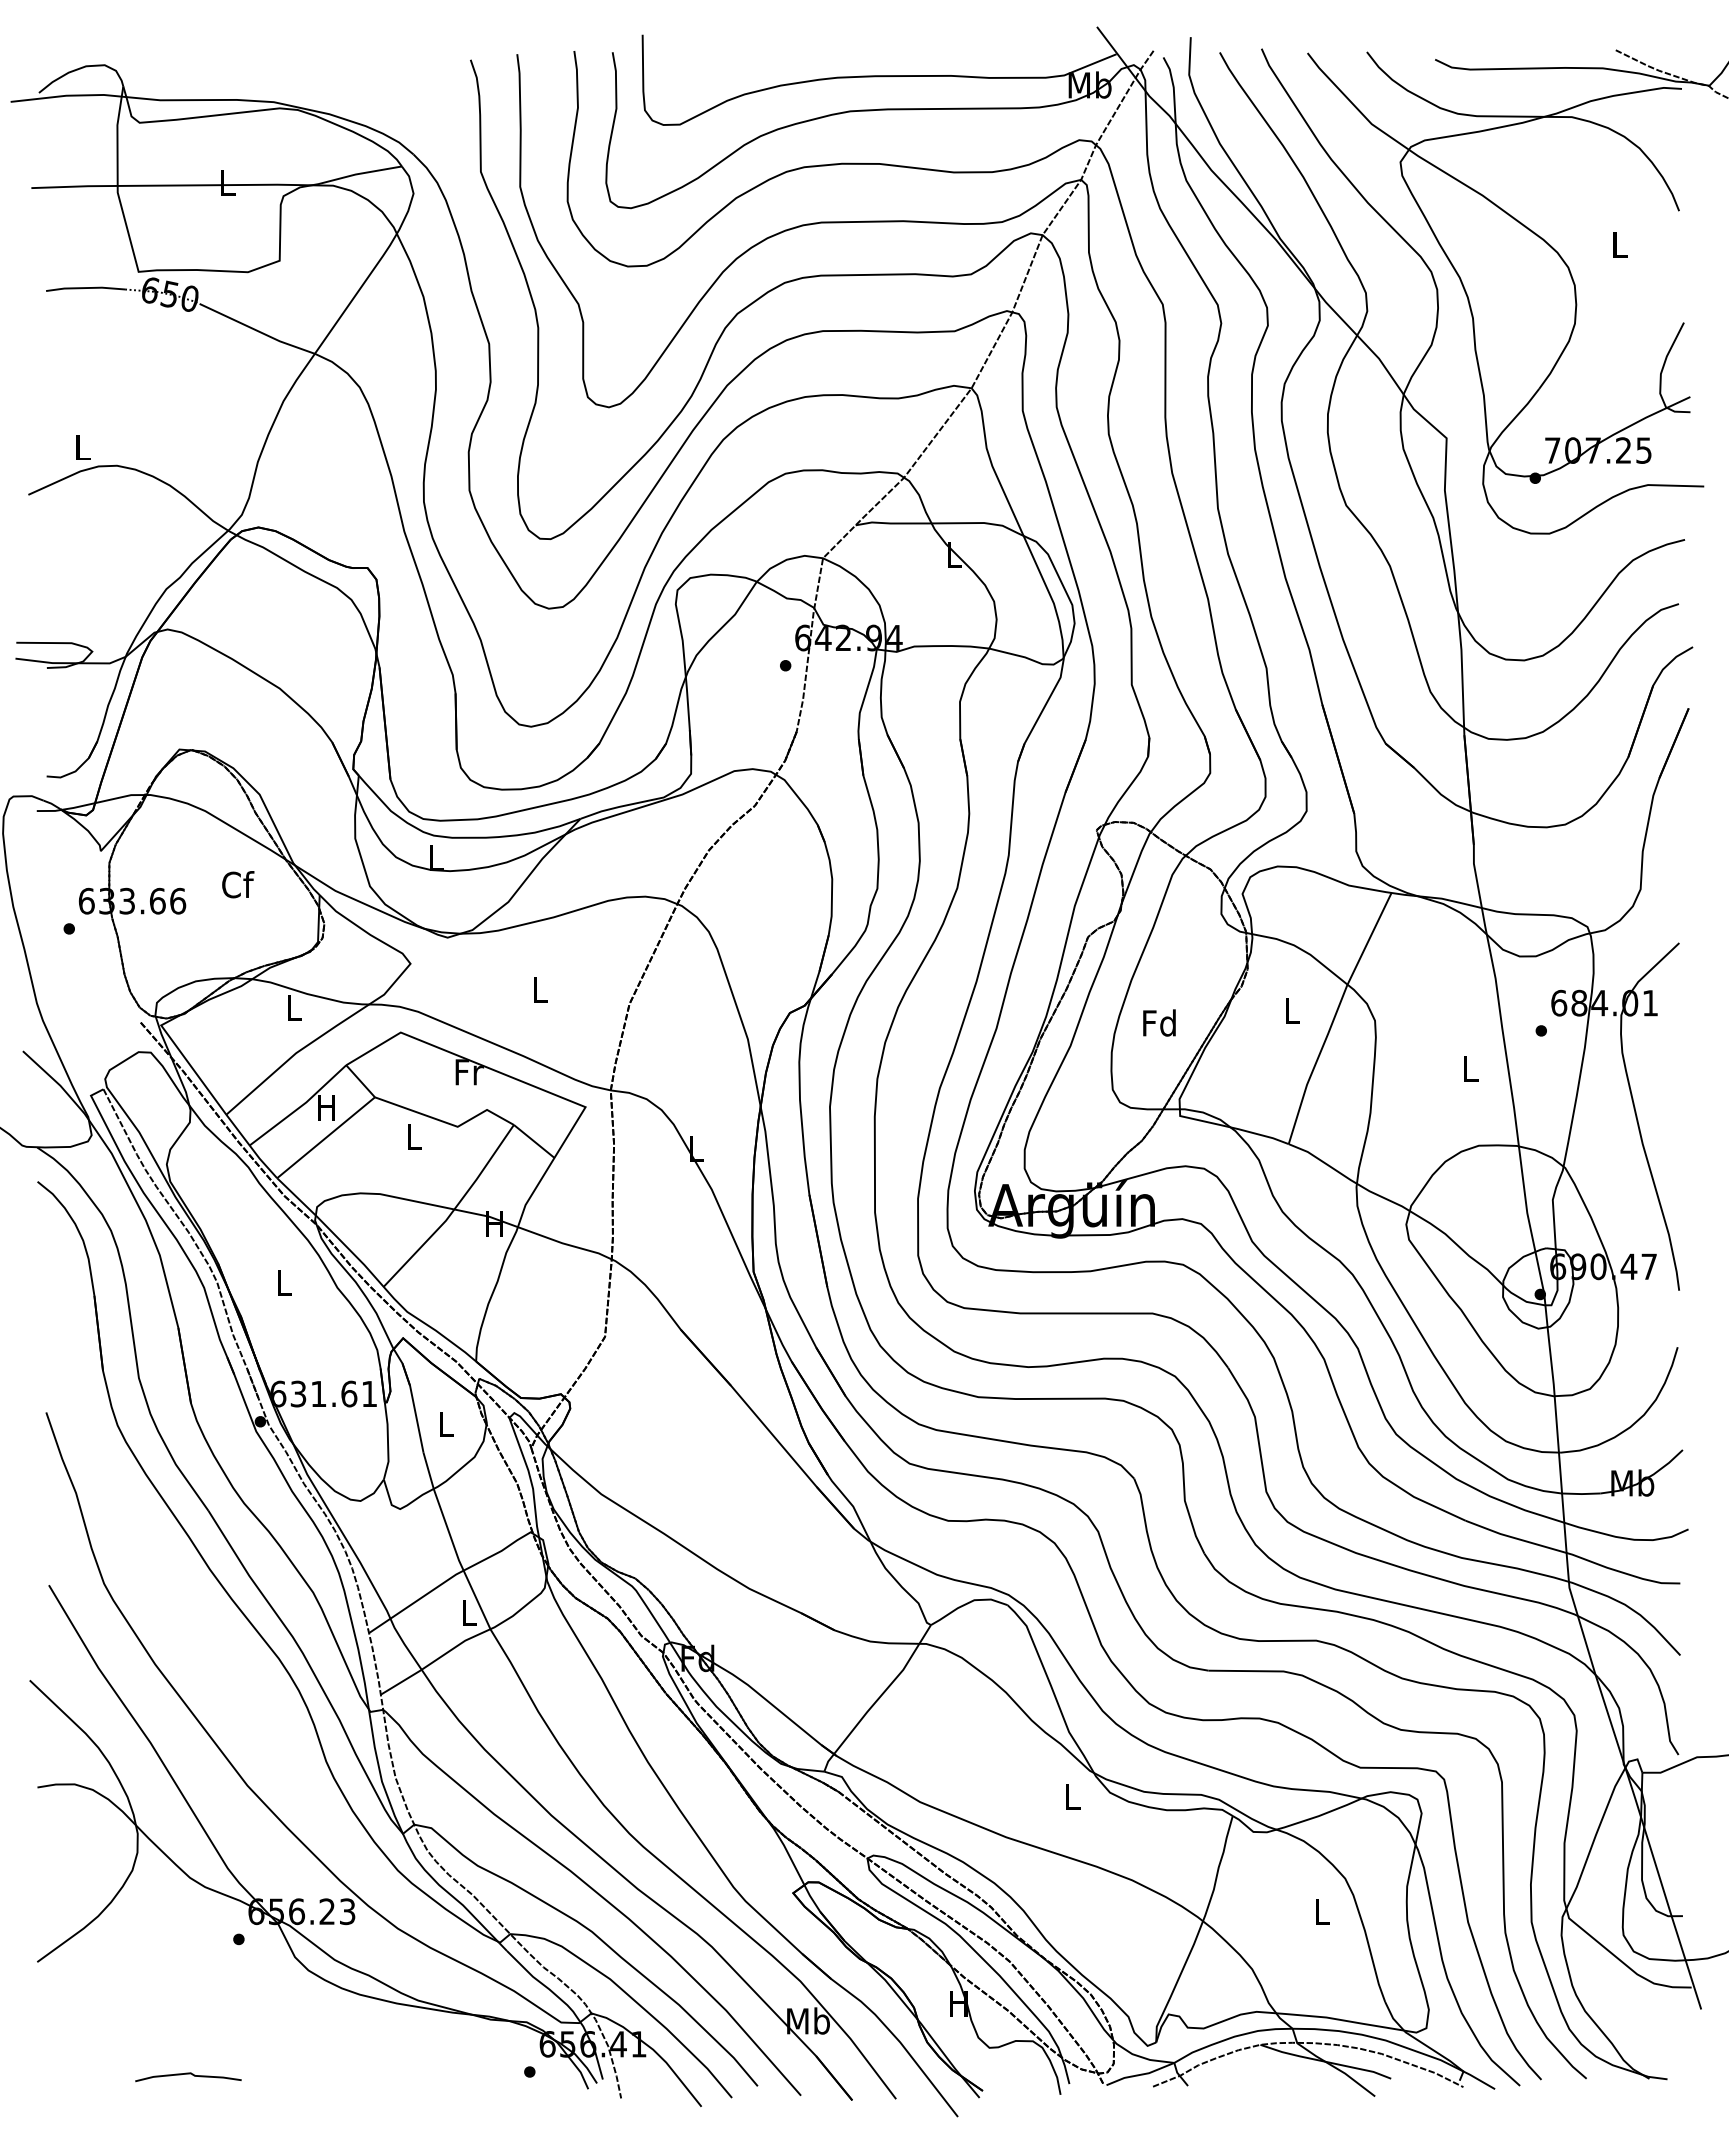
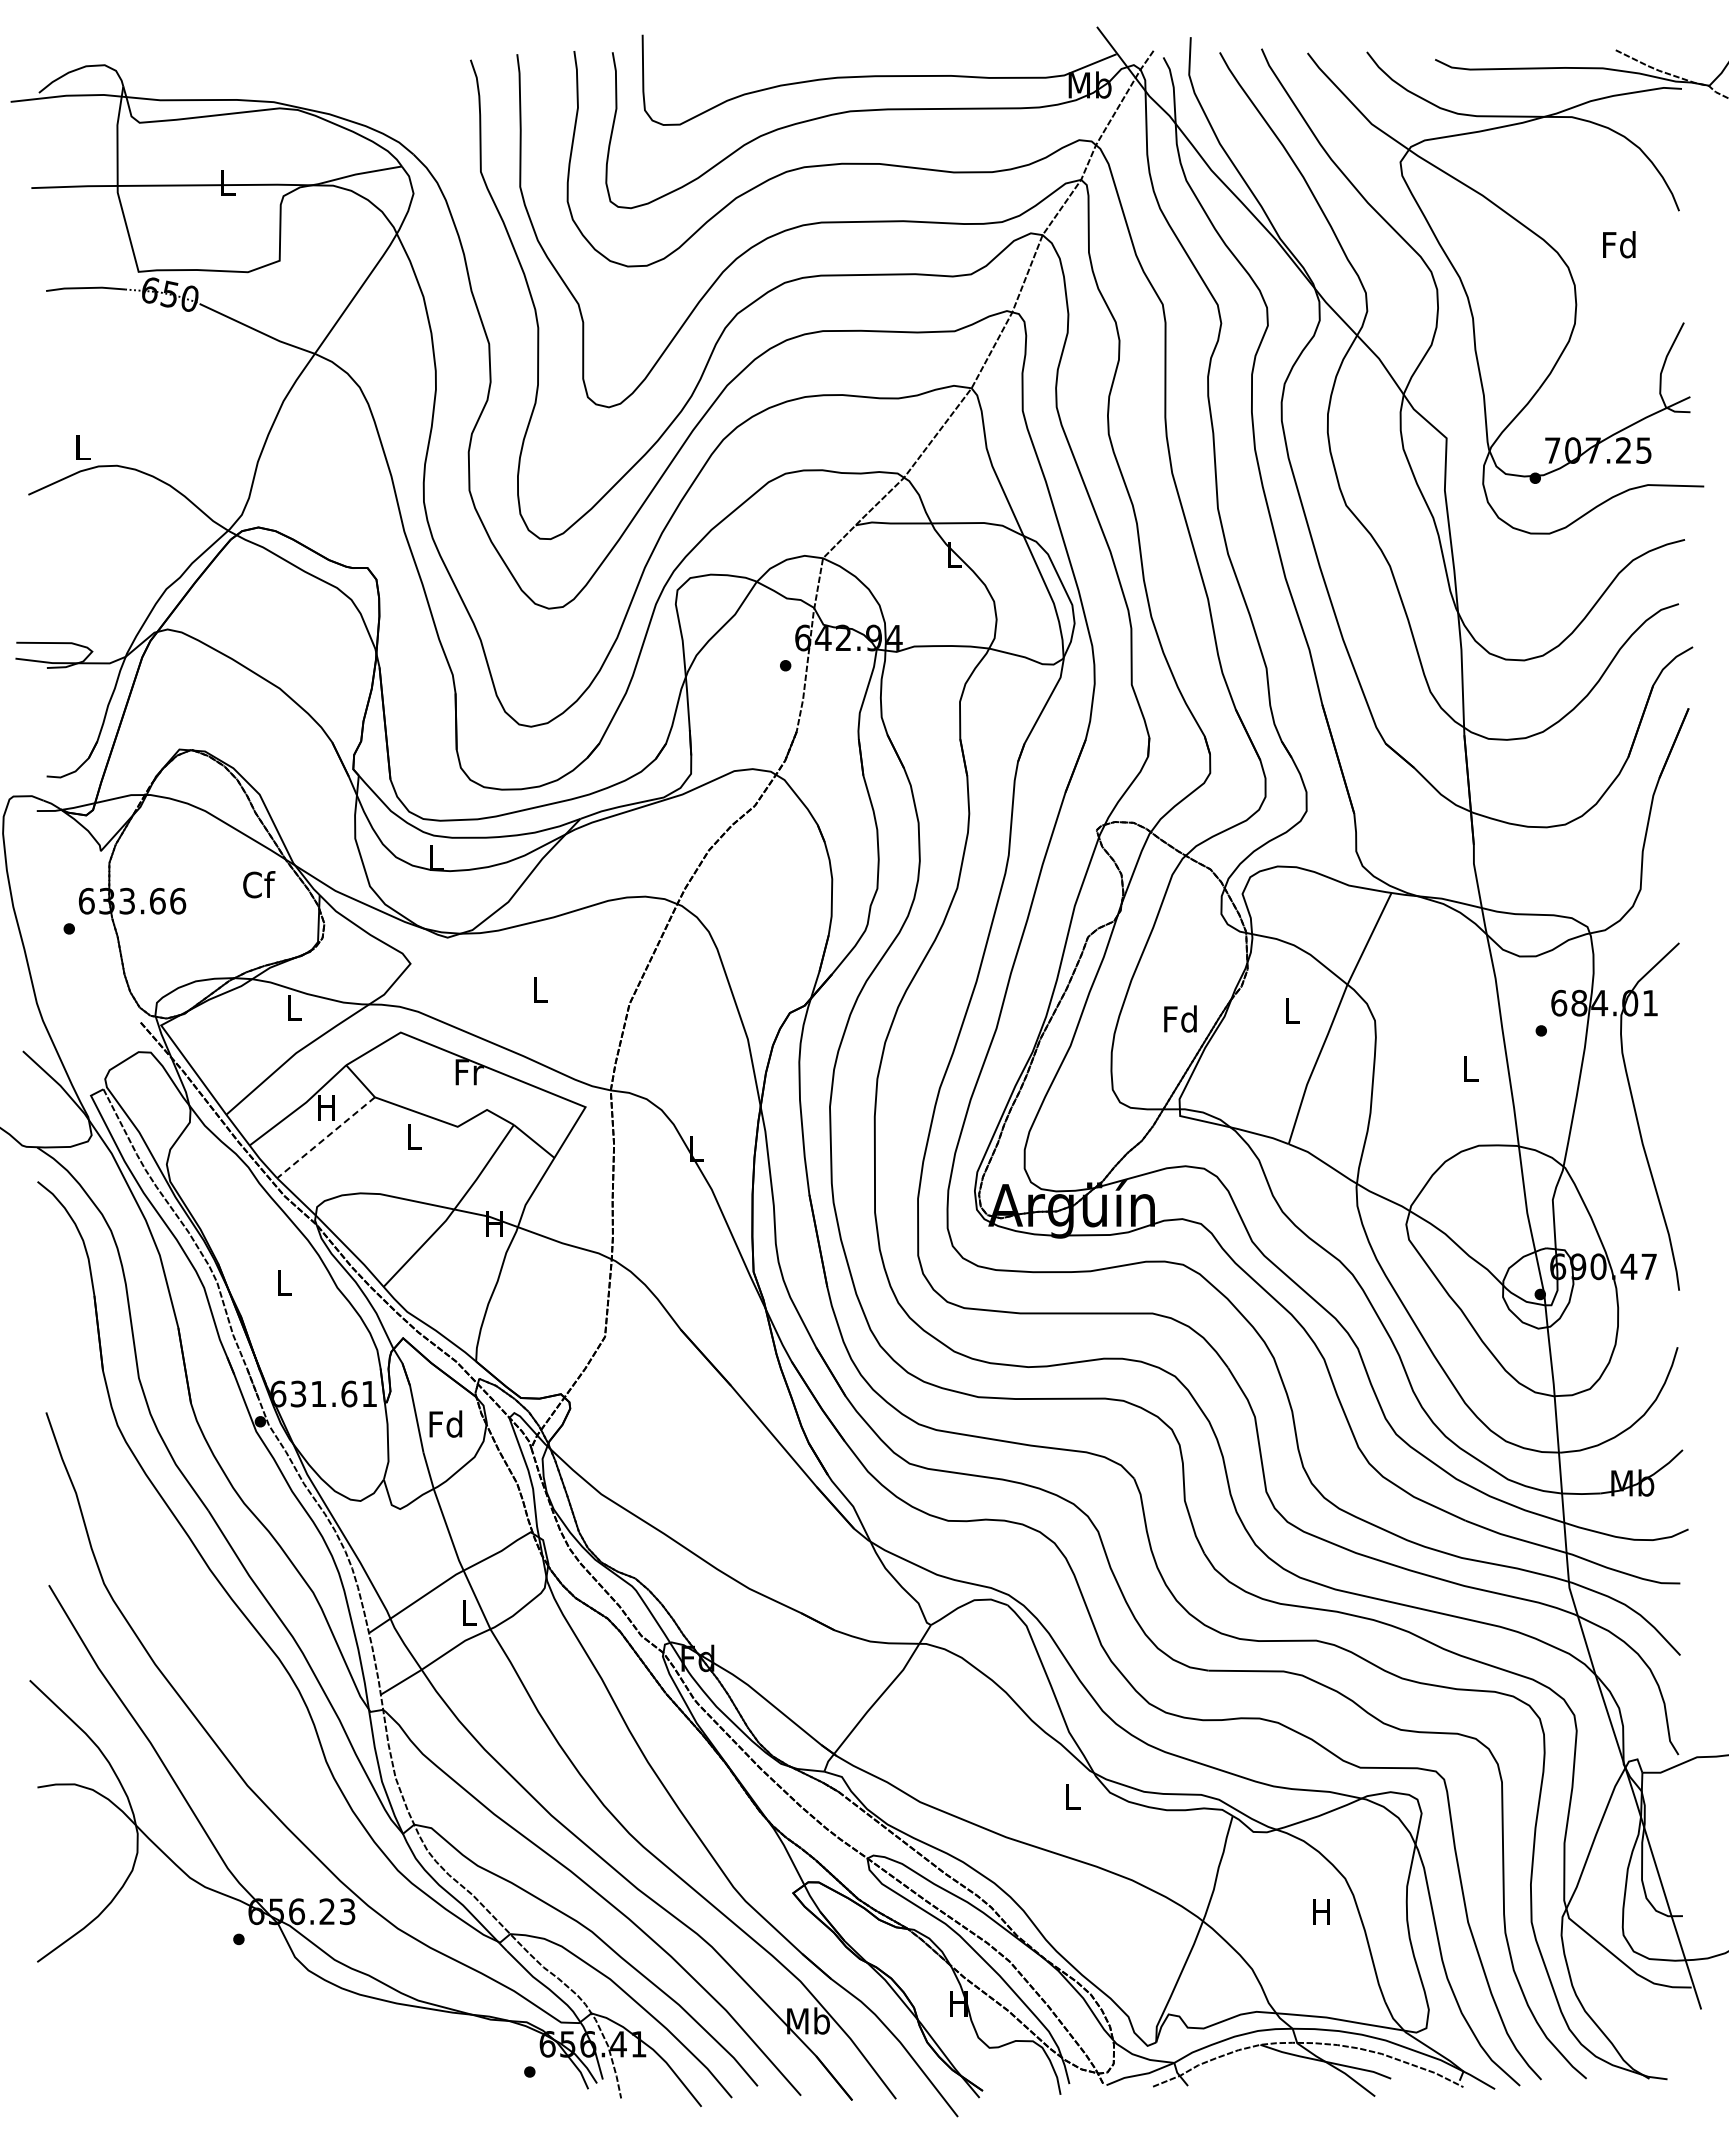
text: L -> Fd (1619, 244)
text position: (238, 884) -> (259, 884) (259, 884)
text position: (1159, 1022) -> (1180, 1018) (1180, 1018)
line: solid -> dashed (325, 1138)
text: L -> Fd (445, 1423)
text: L -> H (1321, 1911)
curve: present -> none (188, 2074)
